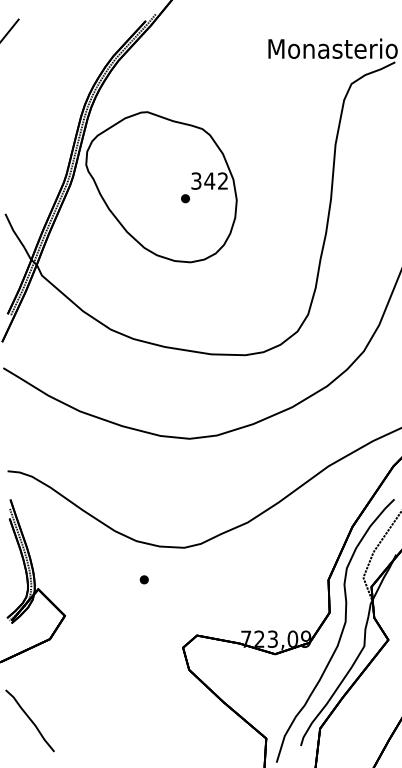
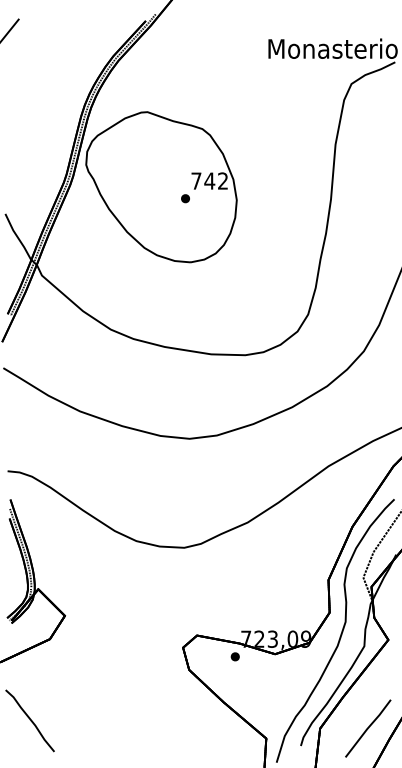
text: 342 -> 742 (196, 180)
part position: (143, 579) -> (234, 656) (234, 656)
line: none -> present (368, 728)
